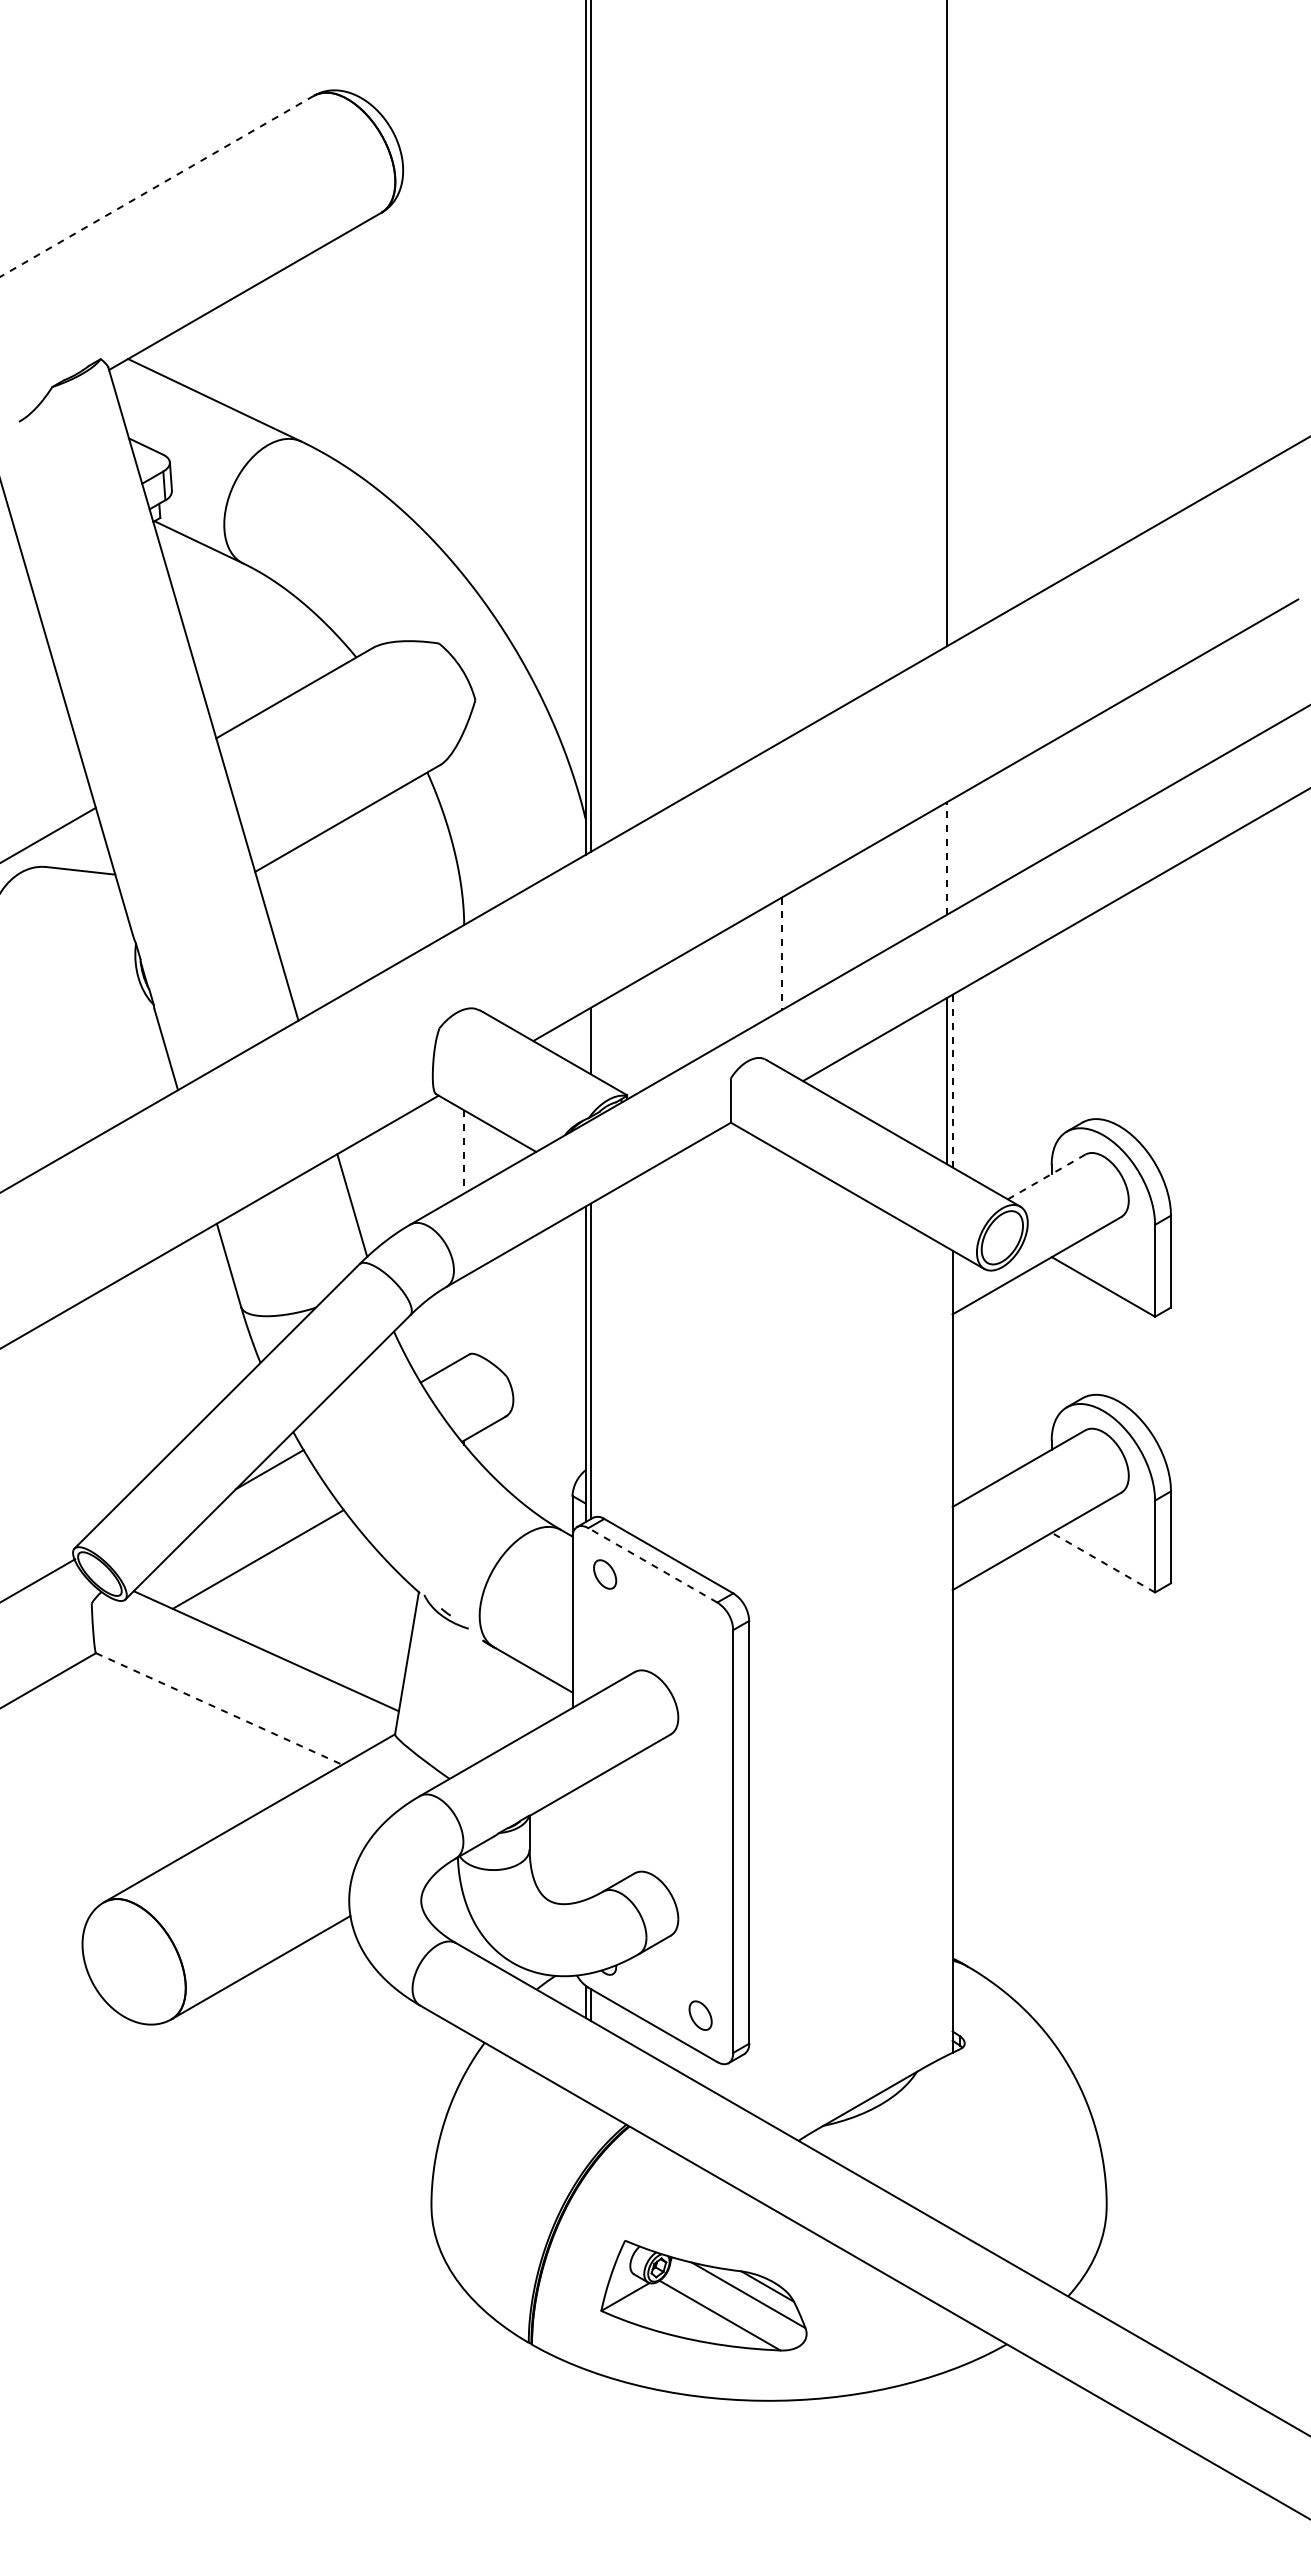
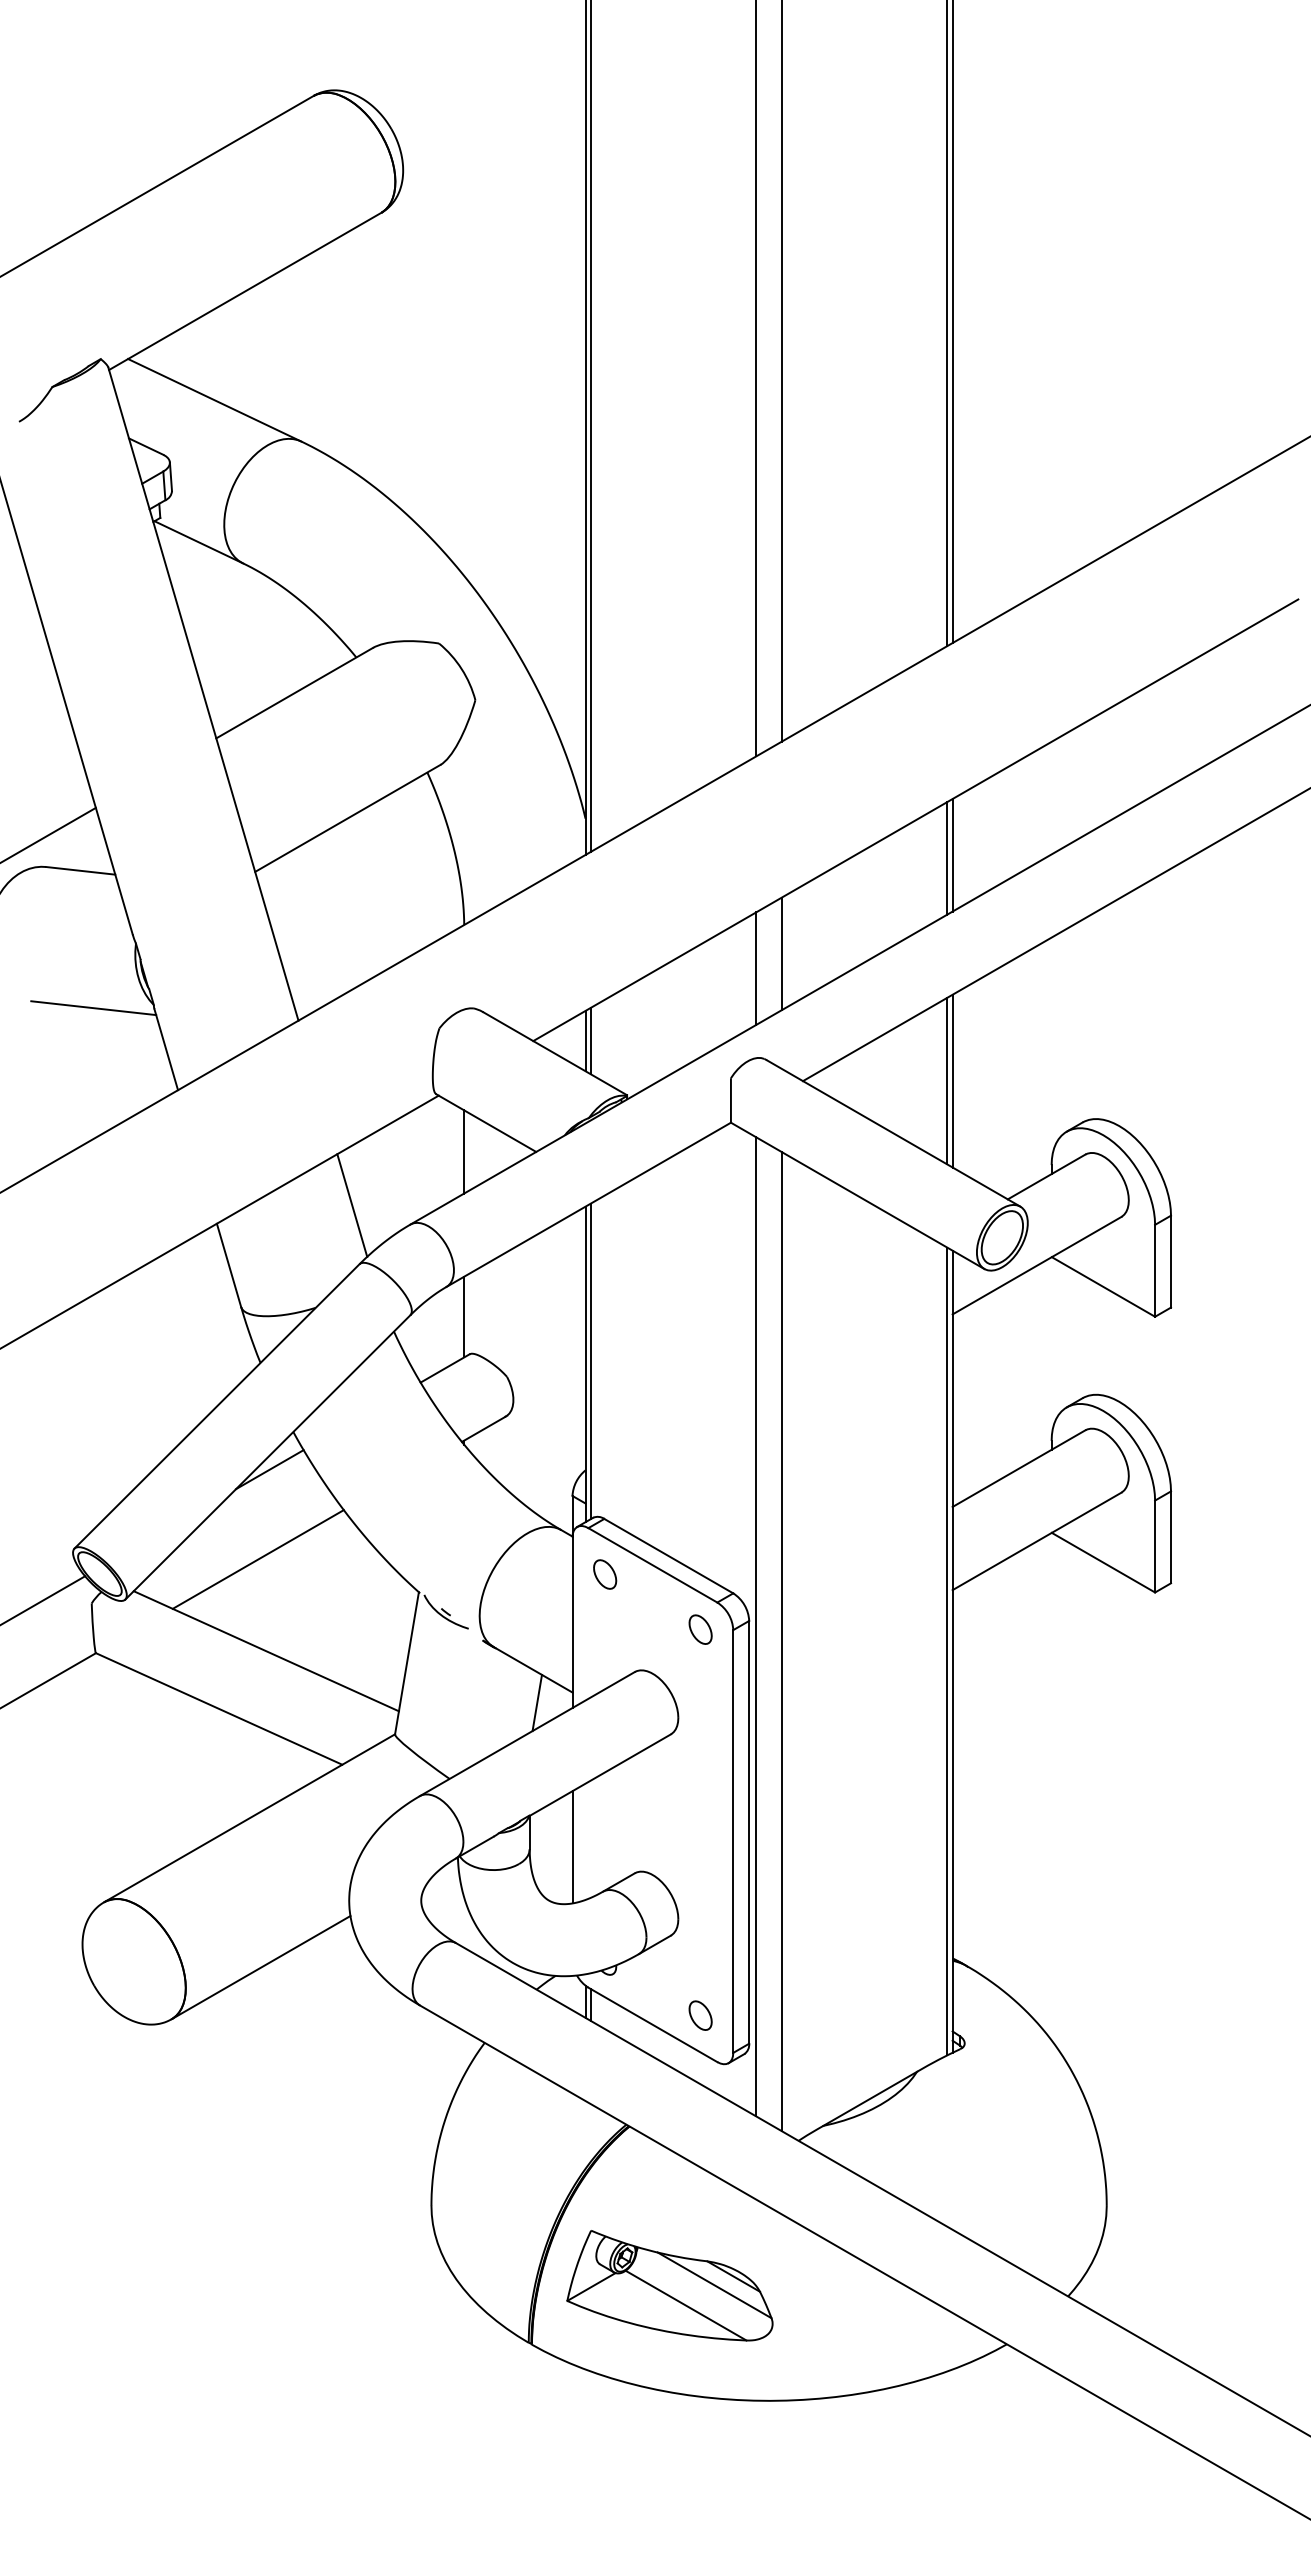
line: dashed -> solid (157, 186)
line: none -> present (952, 322)
line: none -> present (781, 371)
line: none -> present (756, 379)
line: none -> present (952, 855)
line: dashed -> solid (947, 857)
line: dashed -> solid (781, 954)
line: none -> present (756, 968)
line: none -> present (93, 1008)
line: none -> present (585, 1040)
line: dashed -> solid (952, 1080)
line: dashed -> solid (464, 1151)
line: dashed -> solid (1046, 1177)
line: none -> present (464, 1316)
line: dashed -> solid (1103, 1562)
line: dashed -> solid (652, 1565)
line position: (38, 1580) -> (43, 1599) (43, 1599)
line: none -> present (756, 1626)
part: none -> present (700, 1629)
line: none -> present (781, 1641)
line: none -> present (947, 1651)
line: none -> present (536, 1702)
line: dashed -> solid (219, 1709)
line: none -> present (572, 1847)
part position: (703, 2295) -> (669, 2285) (669, 2285)
